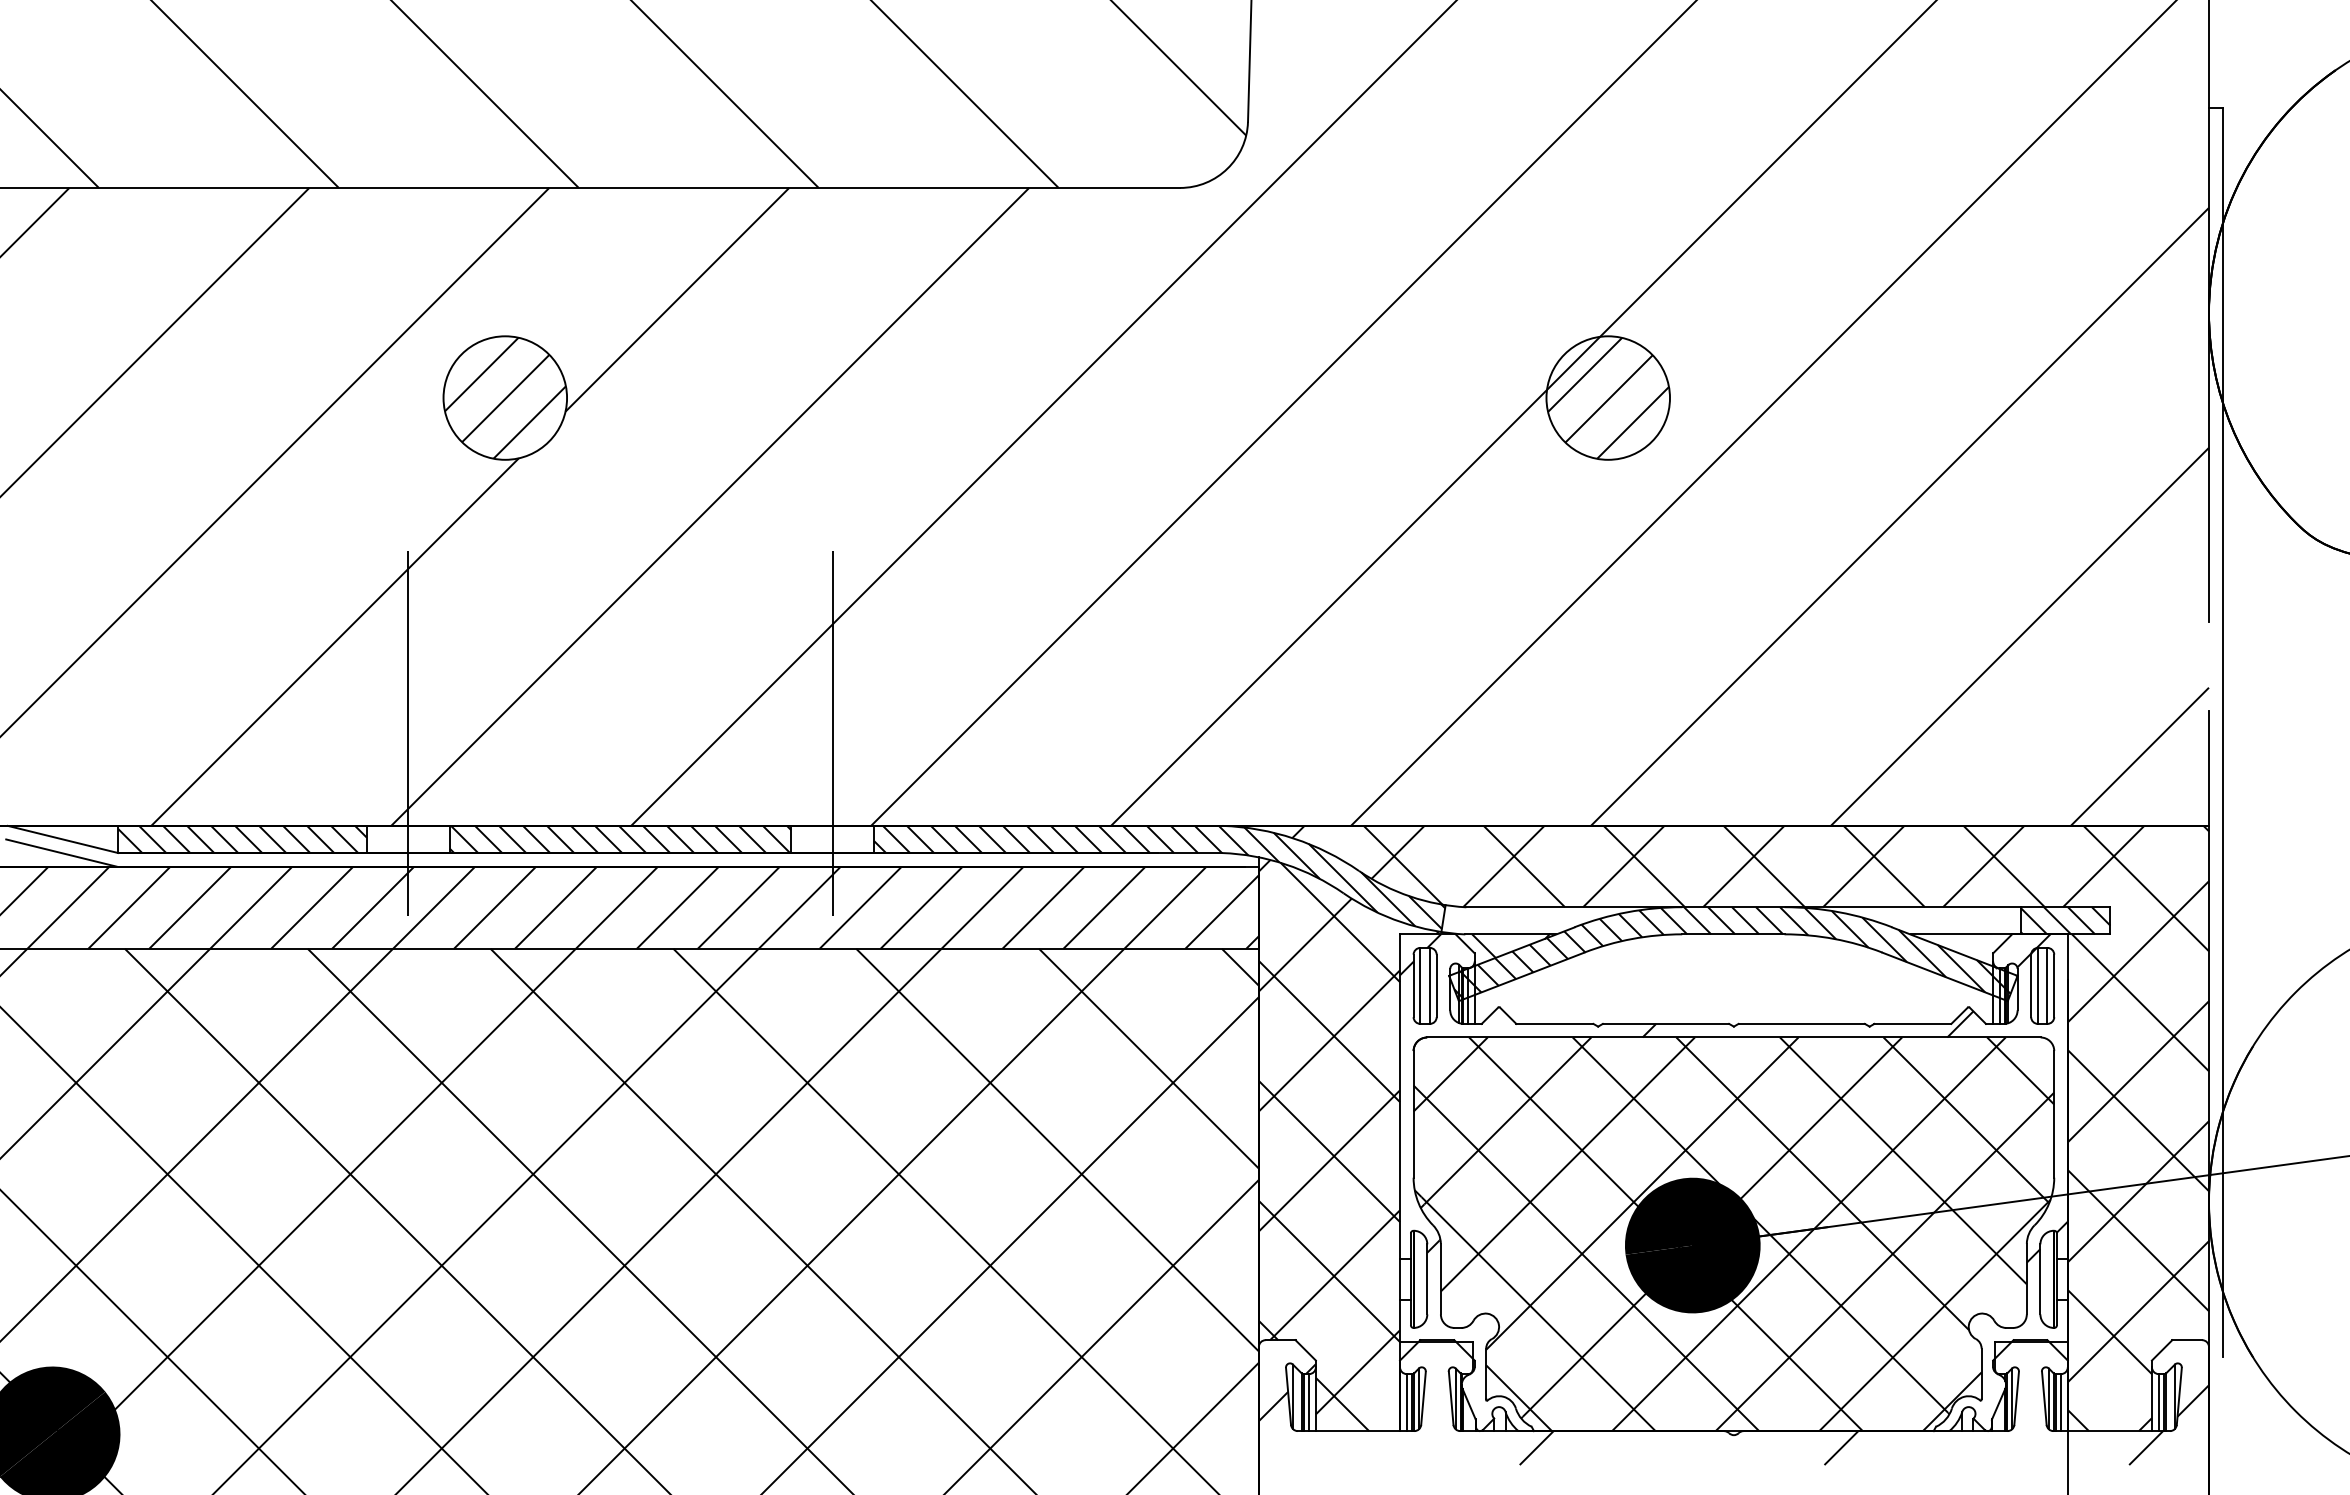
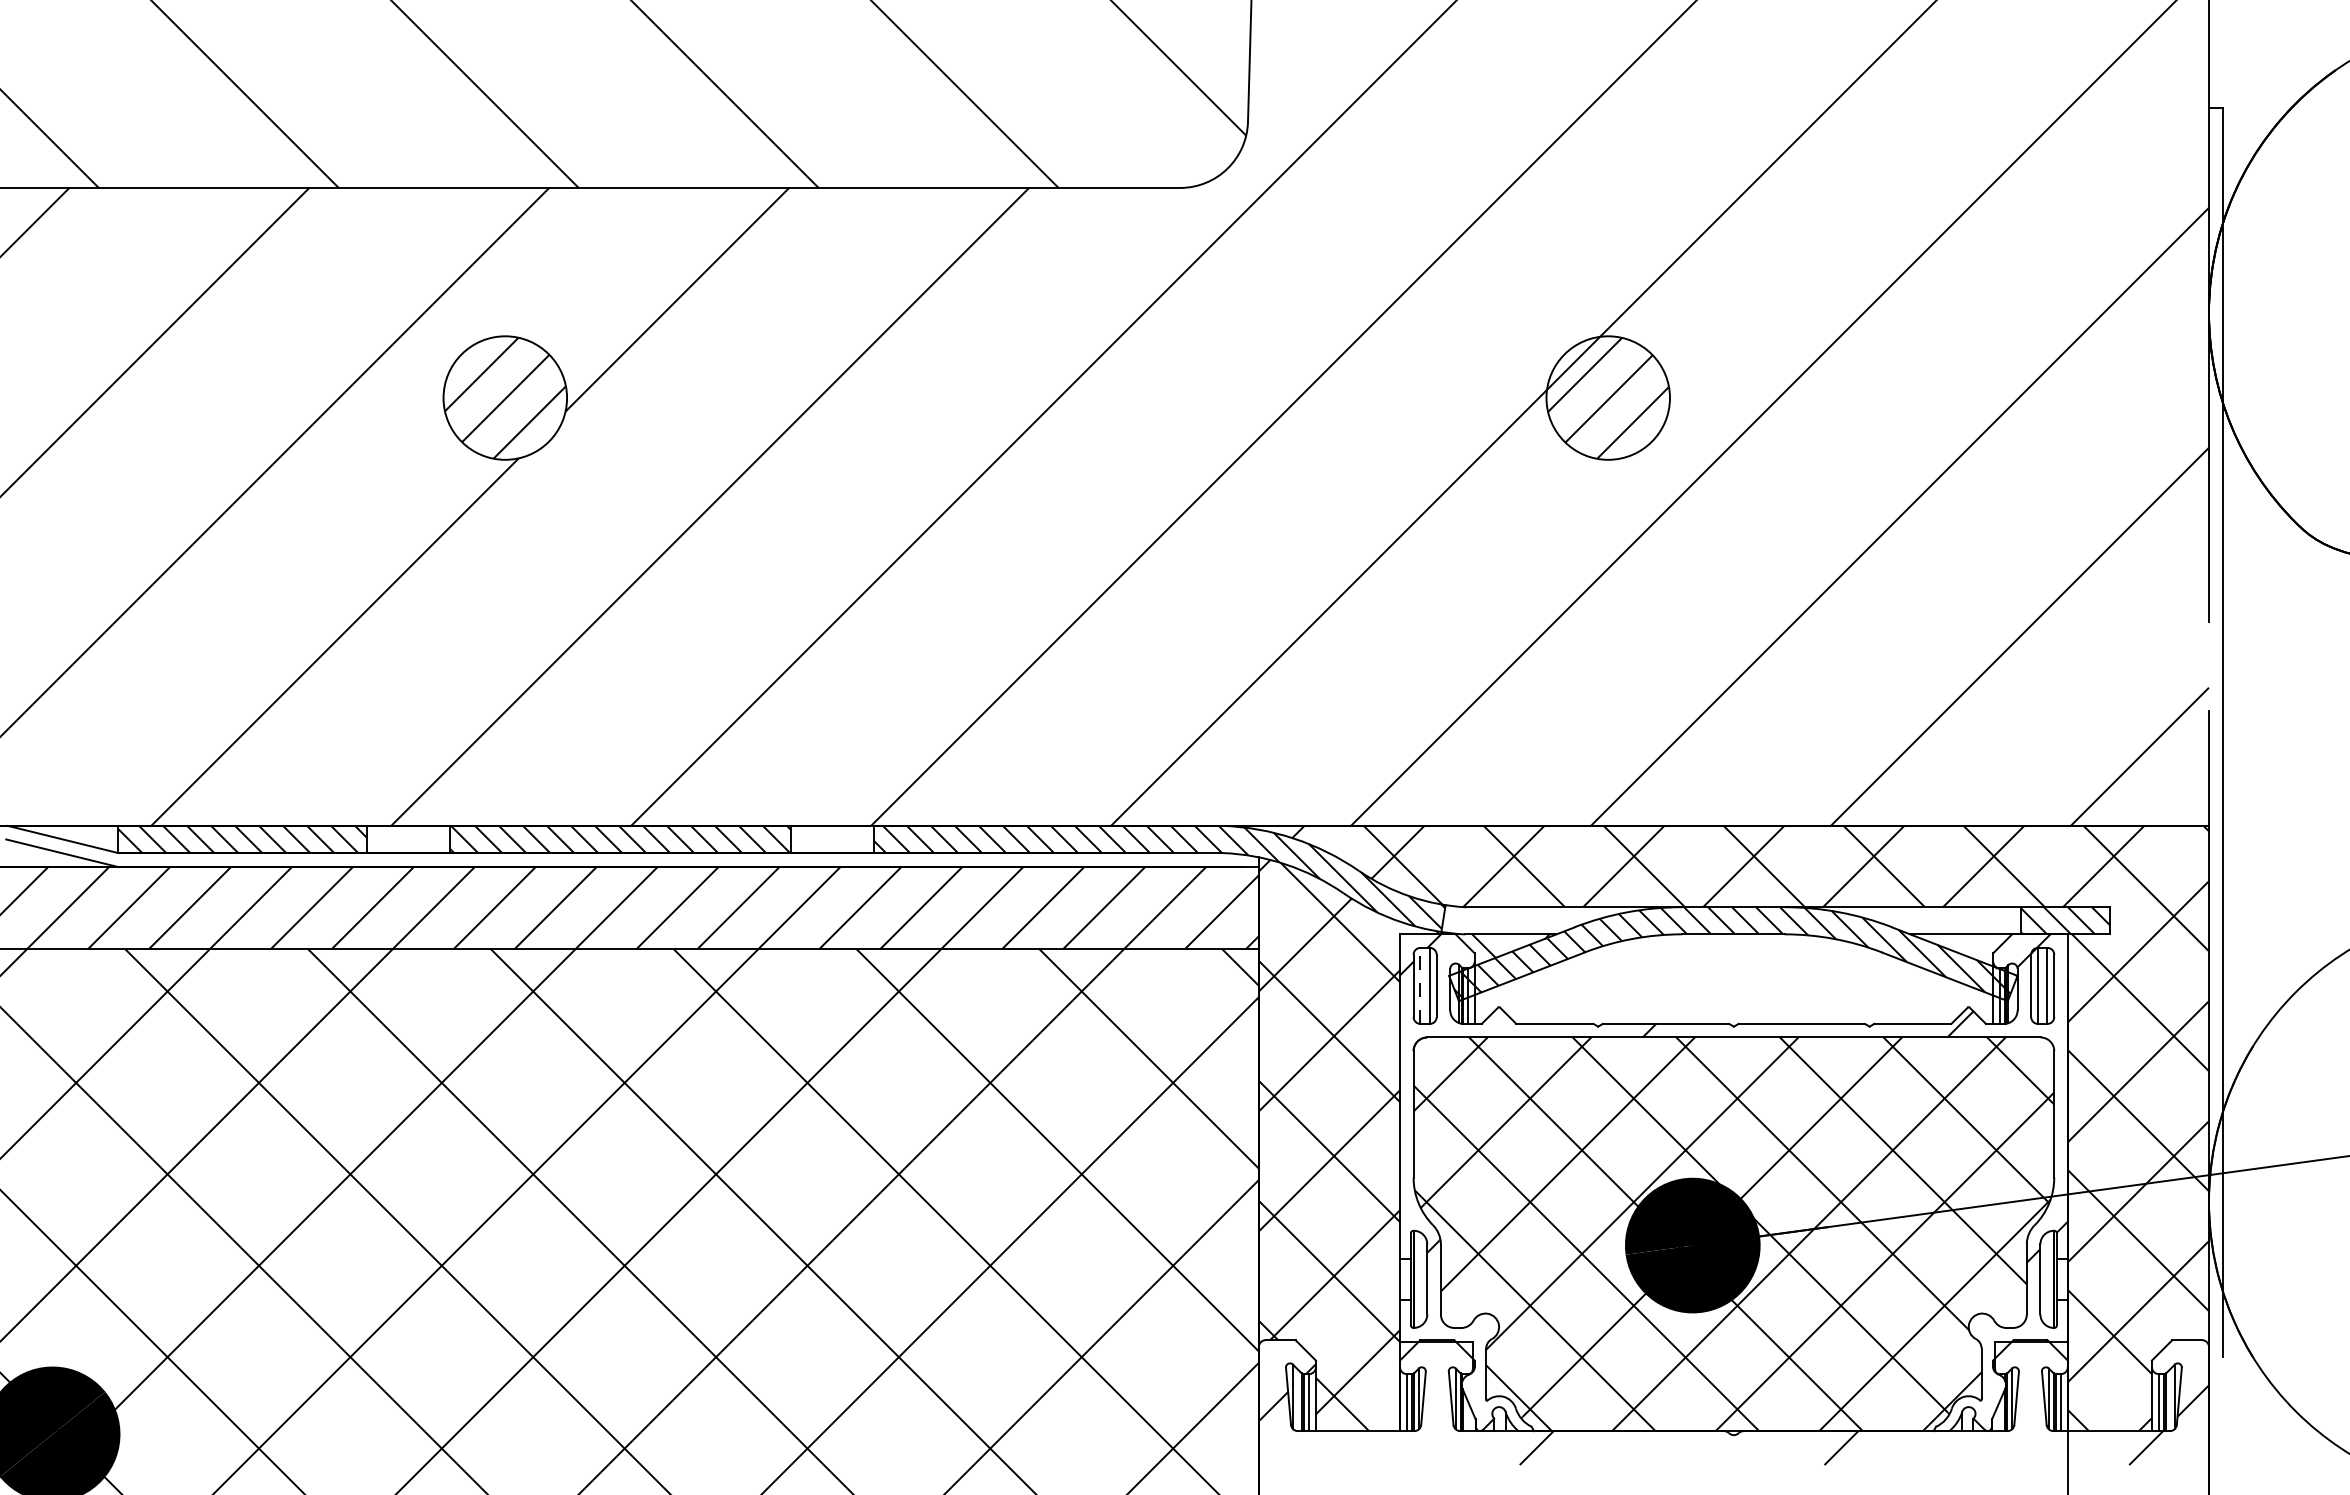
line: present -> none (408, 733)
line: present -> none (832, 733)
line: solid -> dashed (1420, 985)
